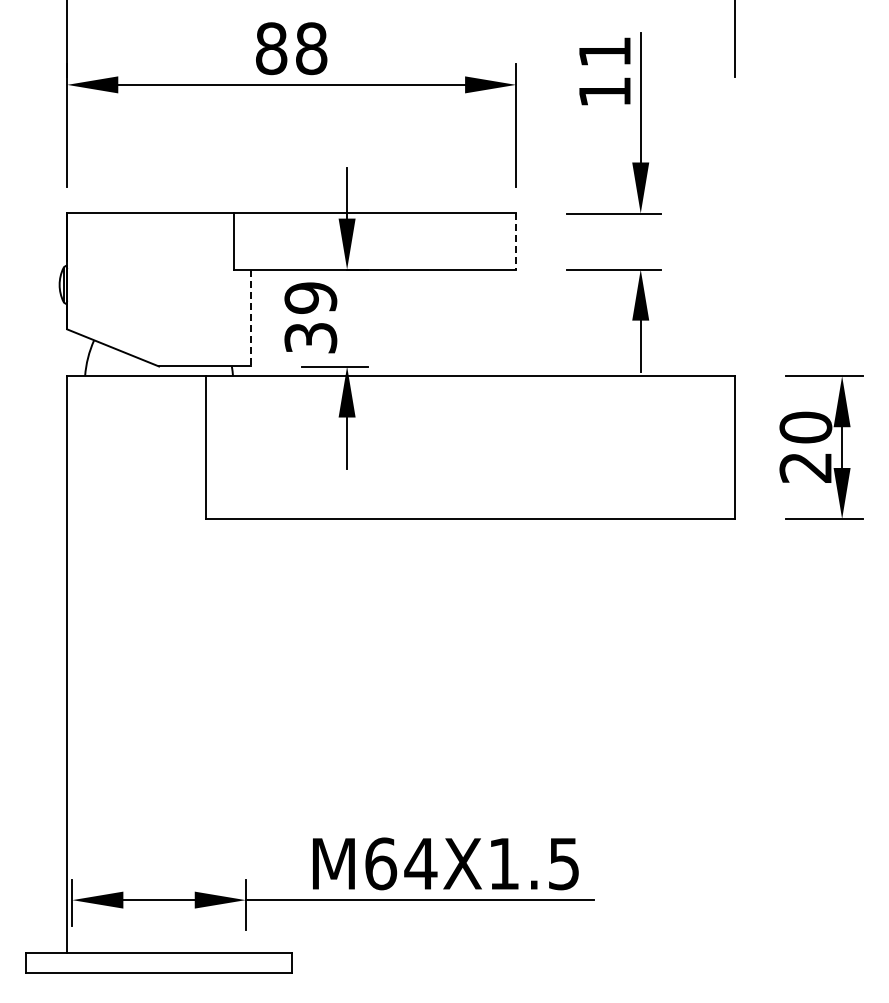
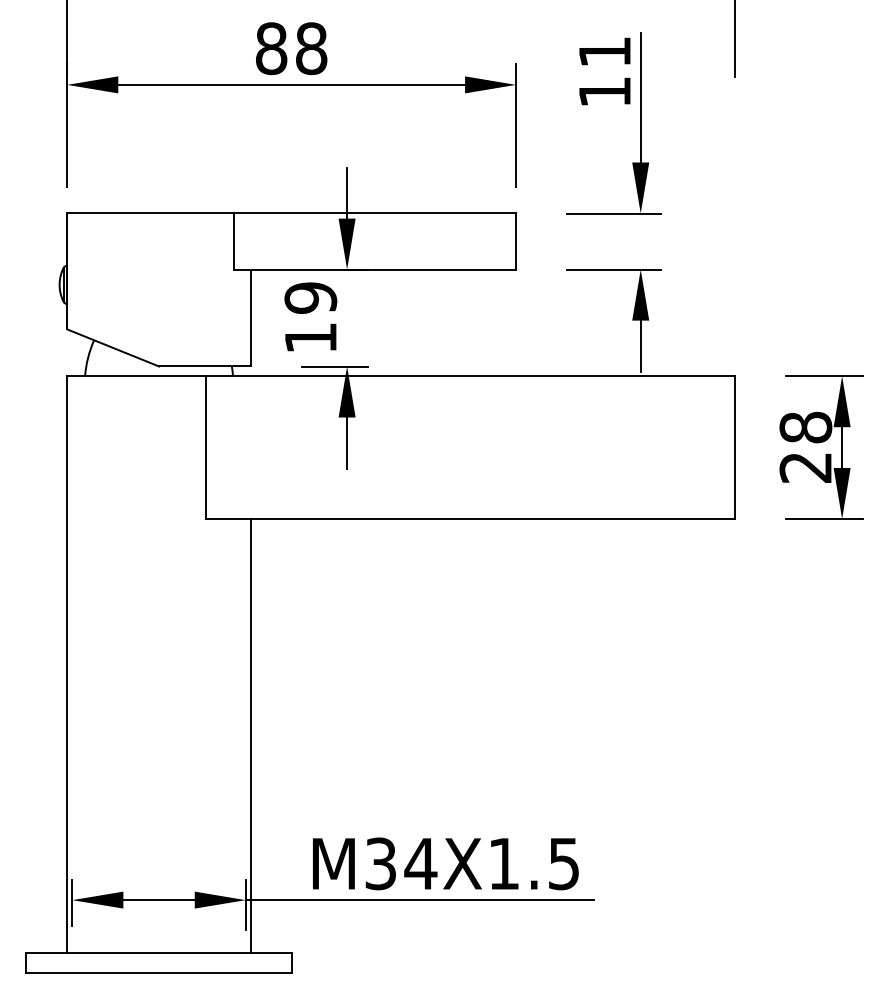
line: dashed -> solid (516, 242)
line: dashed -> solid (250, 318)
text: 39 -> 19 (310, 338)
text: 20 -> 28 (805, 427)
line: none -> present (250, 735)
text: M64X1.5 -> M34X1.5 (381, 863)
